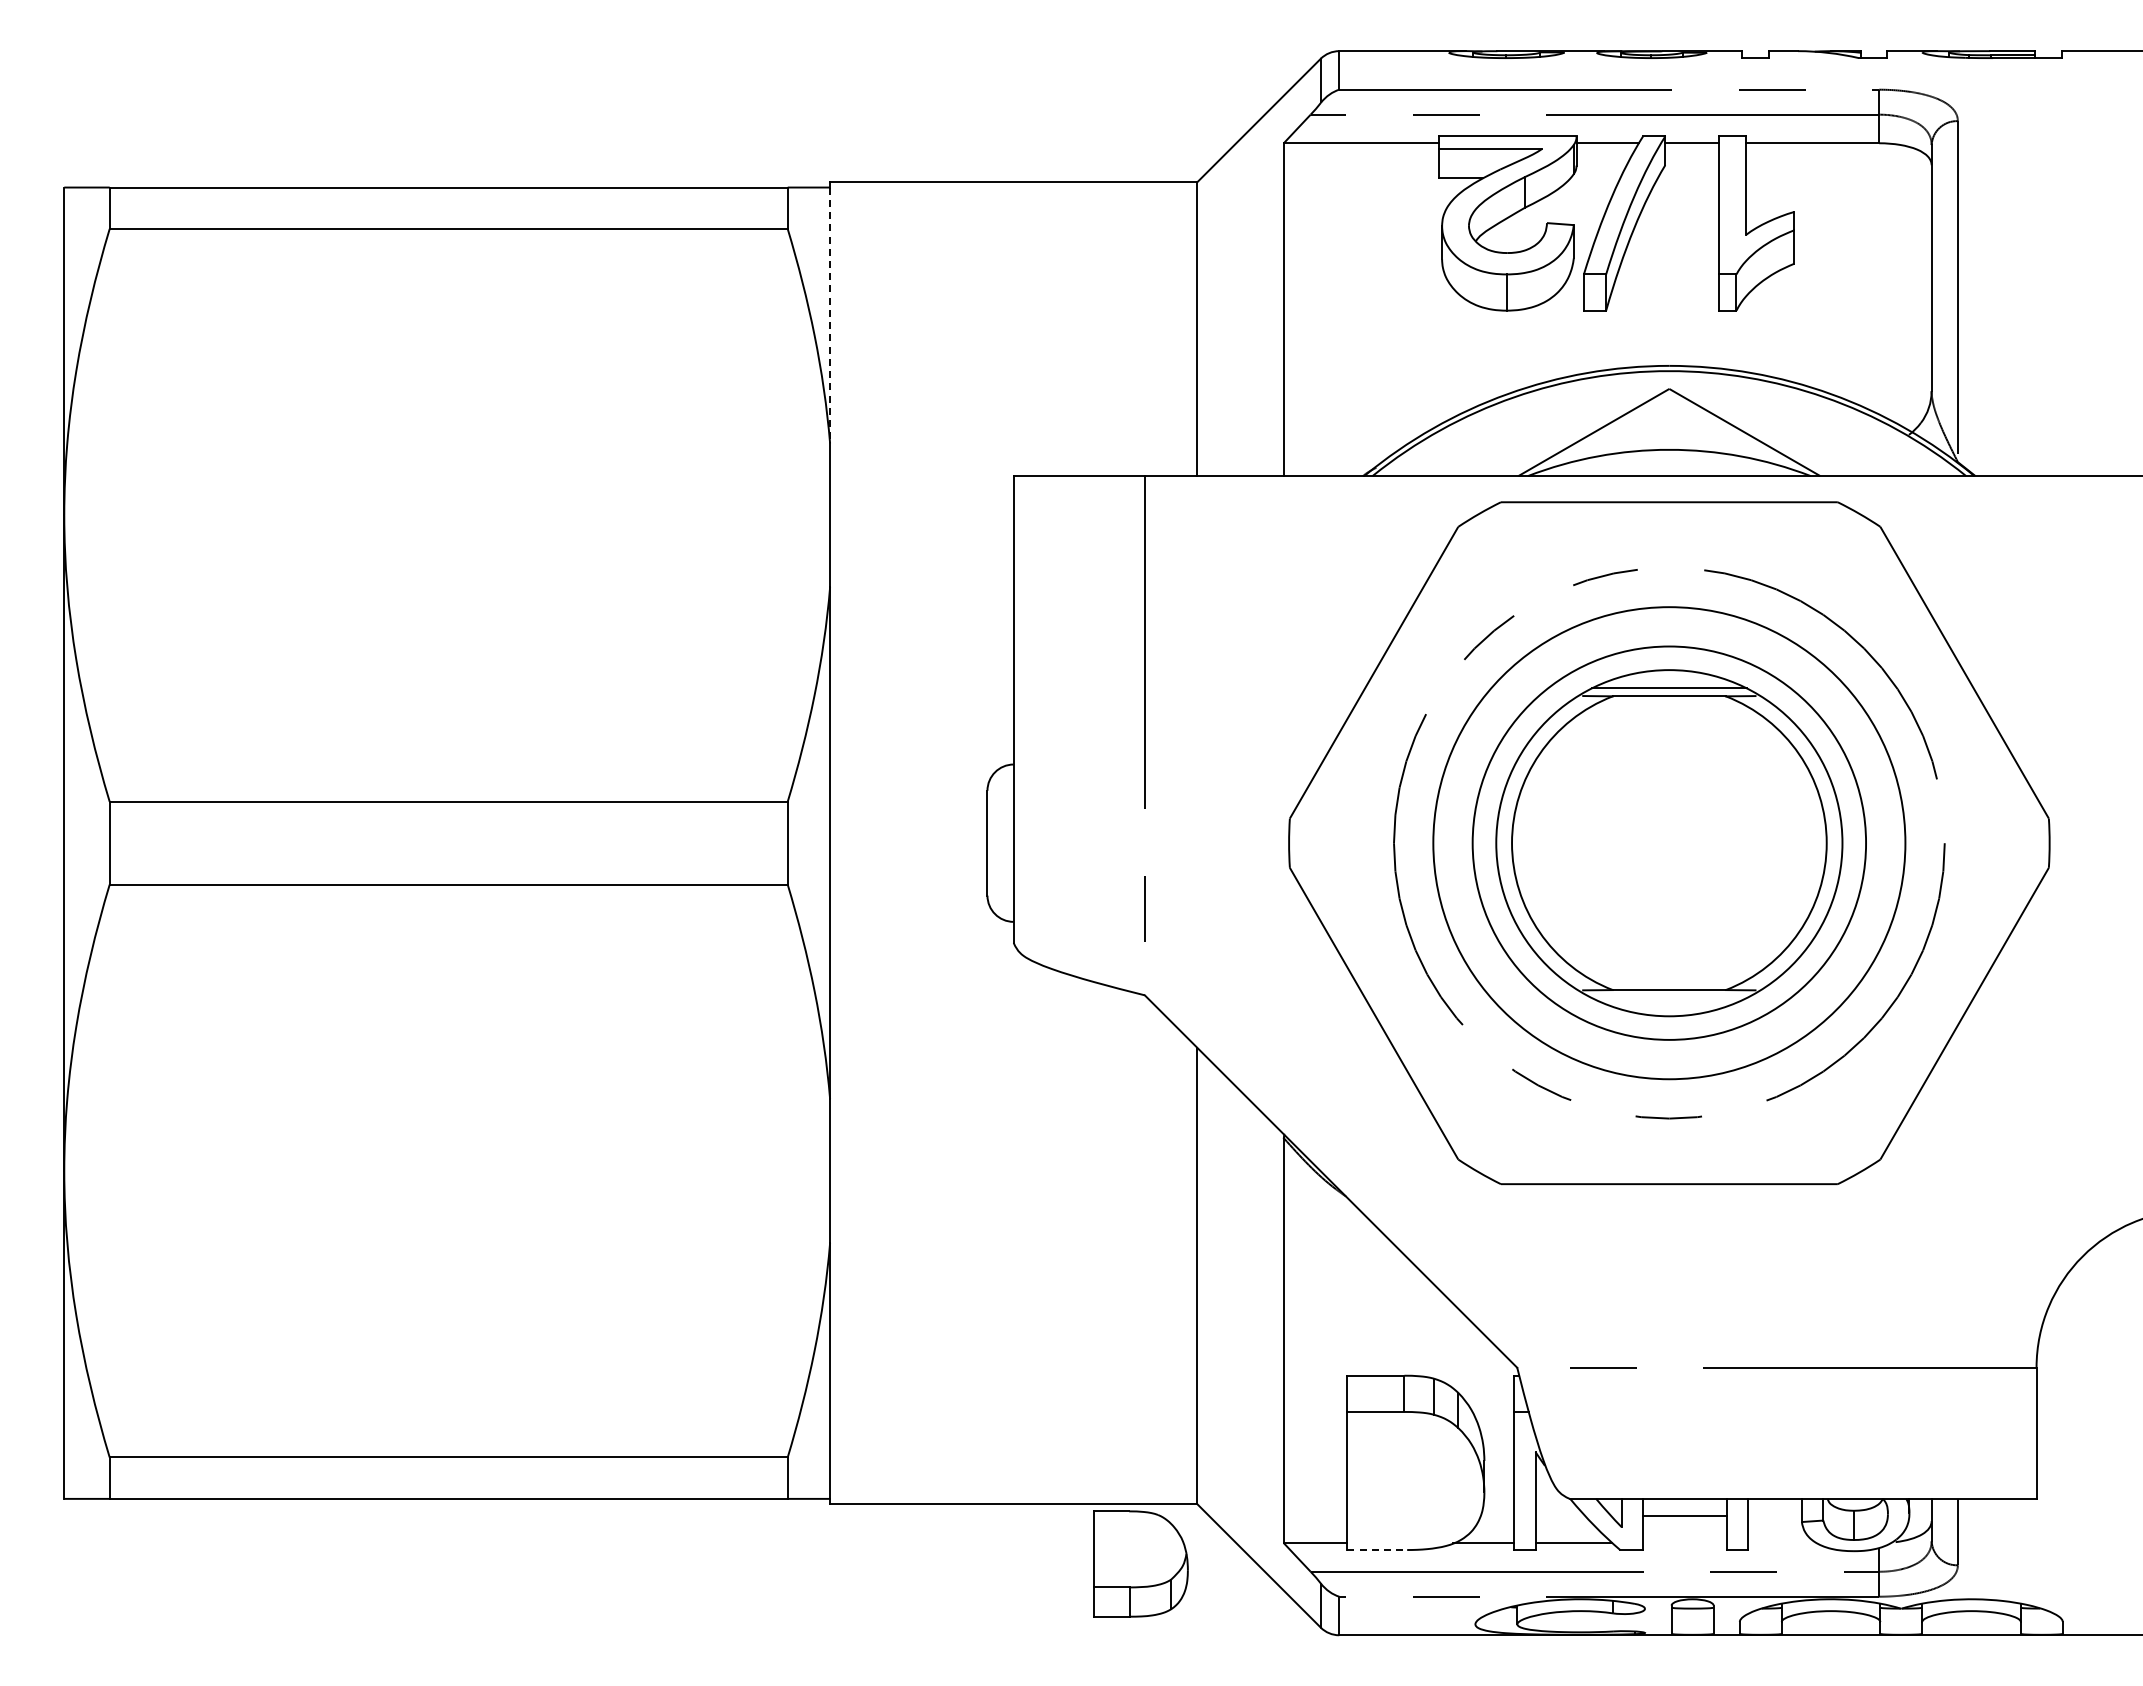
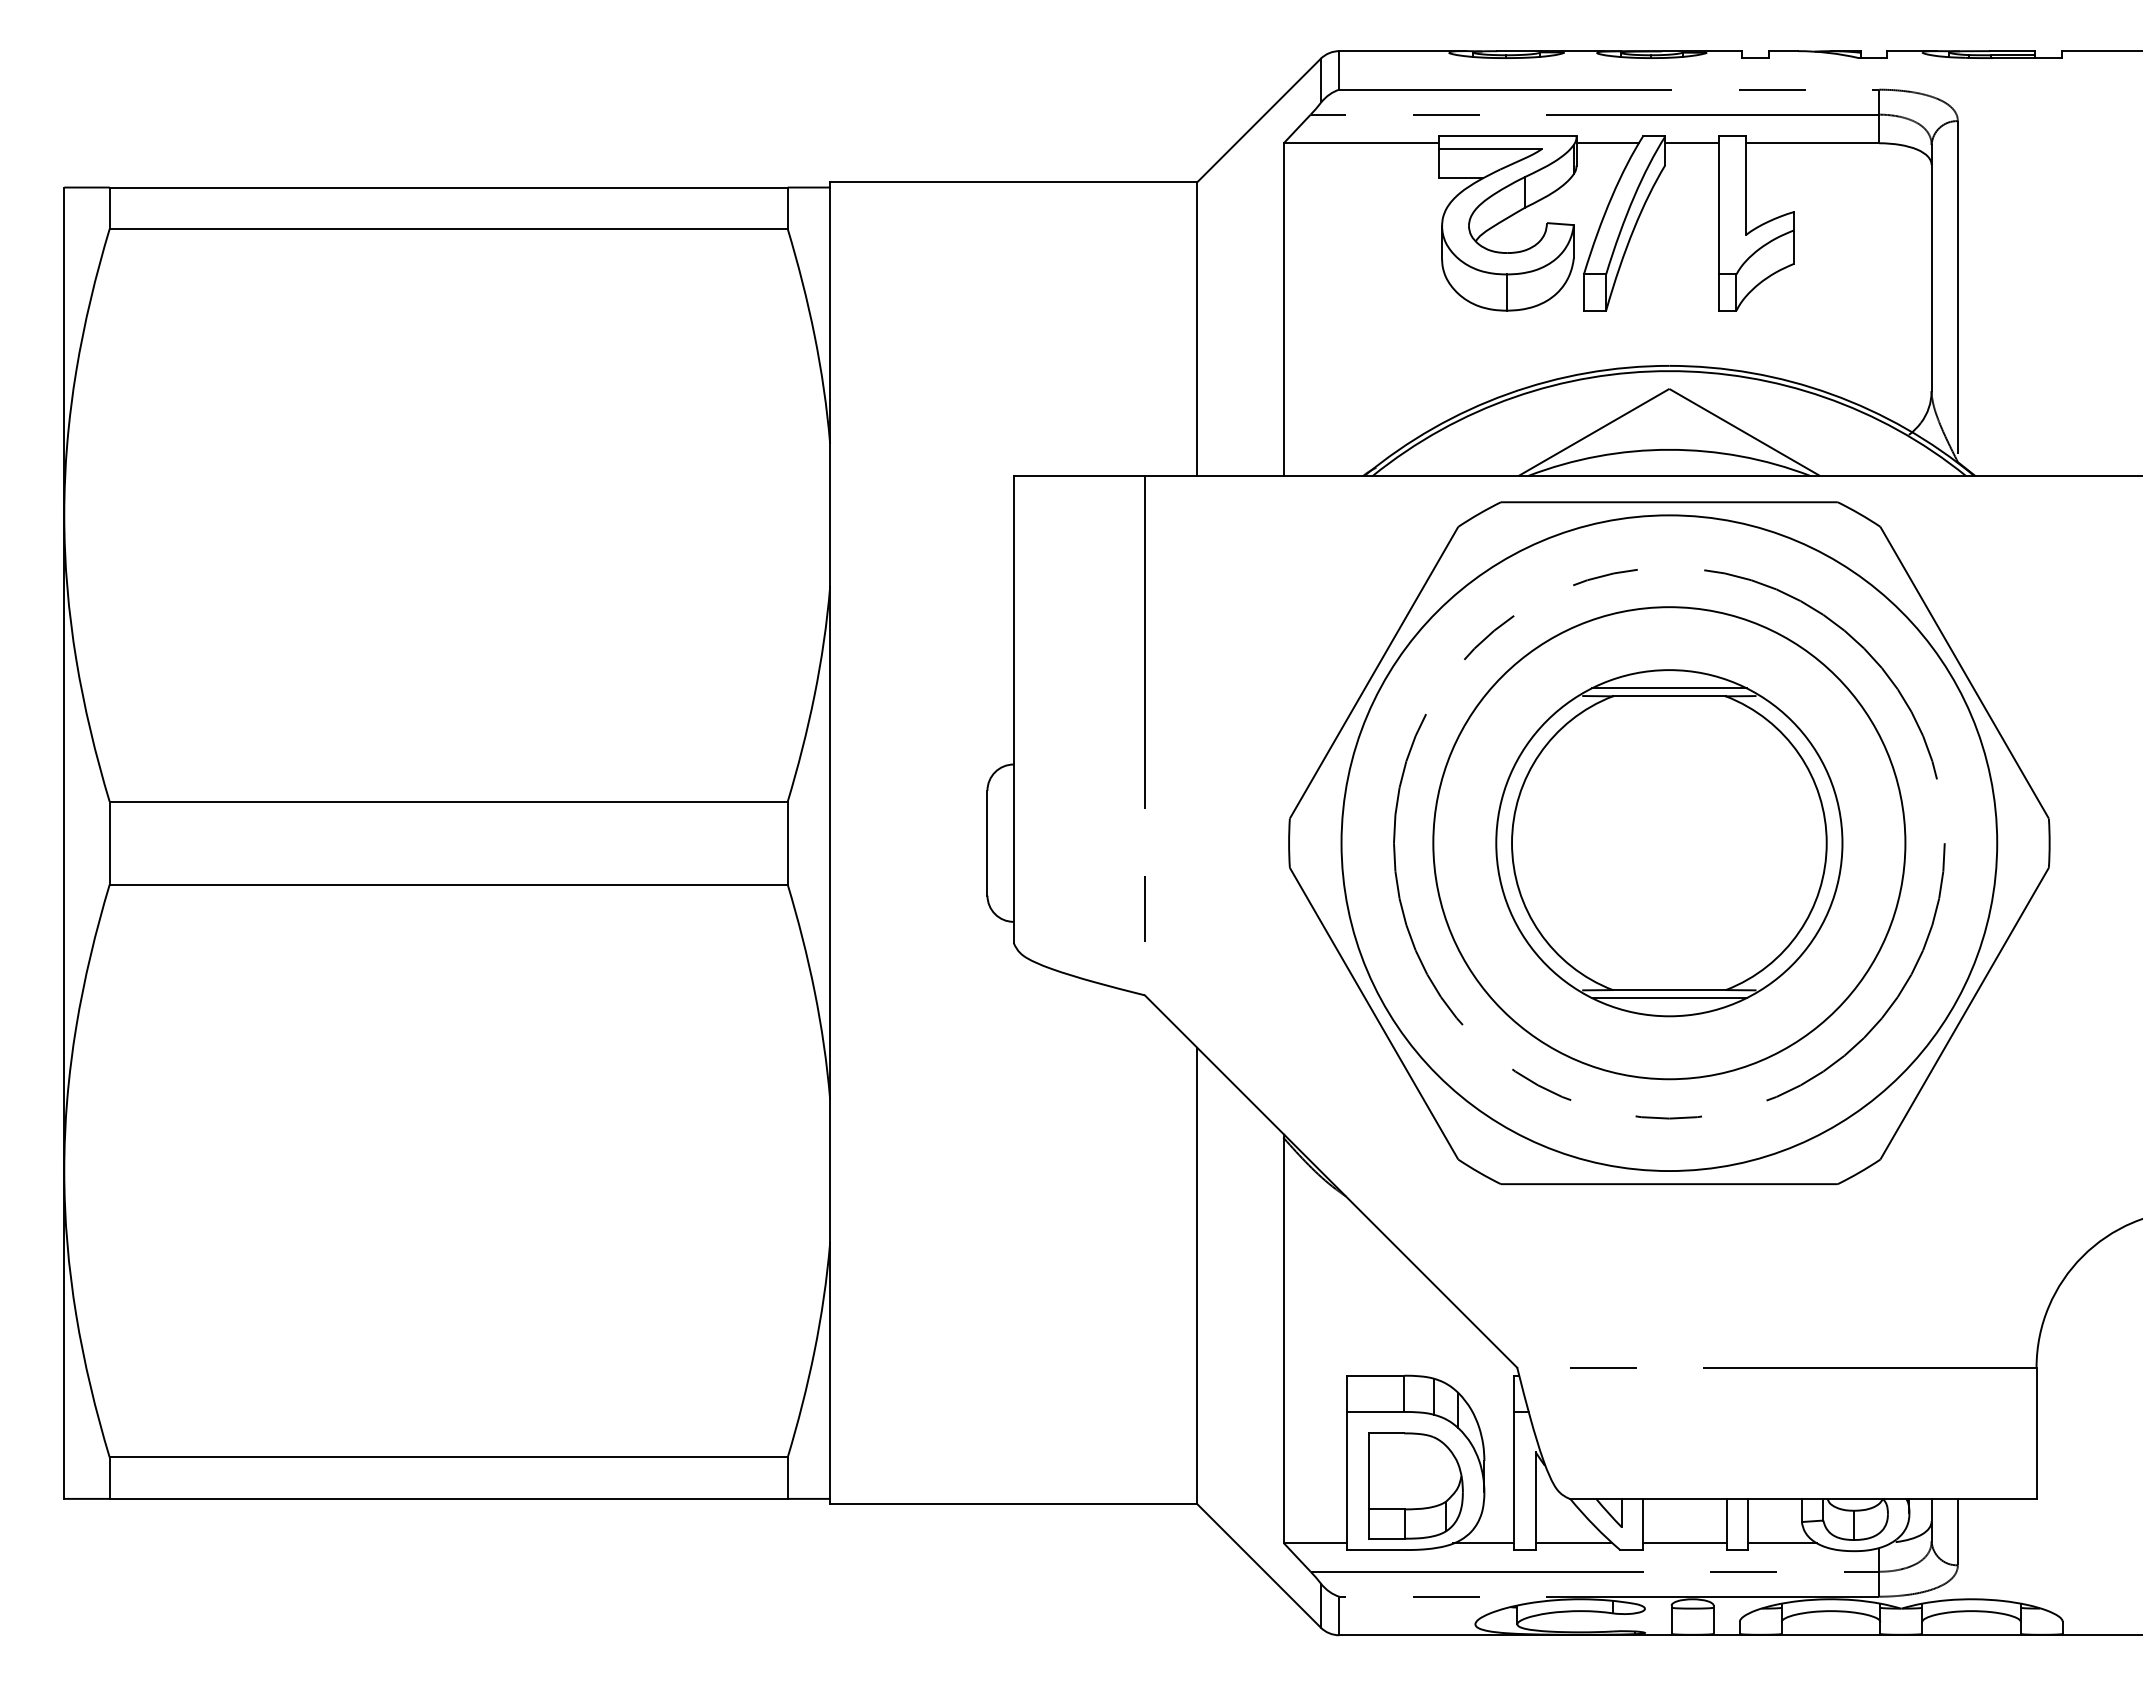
line: dashed -> solid (830, 315)
circle diameter: 393 px -> 656 px (1669, 843)
line: none -> present (1668, 997)
line position: (1684, 1516) -> (1684, 1543) (1684, 1543)
line: none -> present (1782, 1543)
line: dashed -> solid (1377, 1550)
part position: (1140, 1563) -> (1415, 1485) (1415, 1485)
